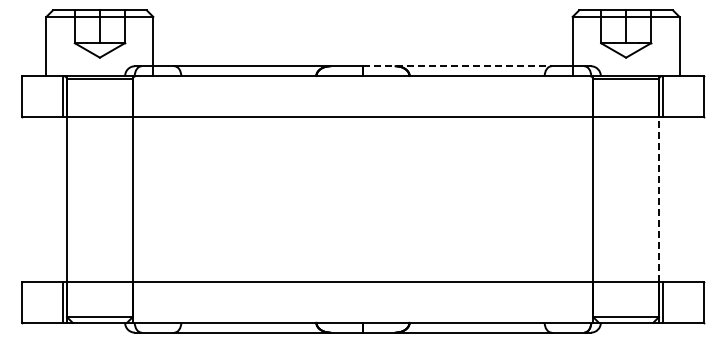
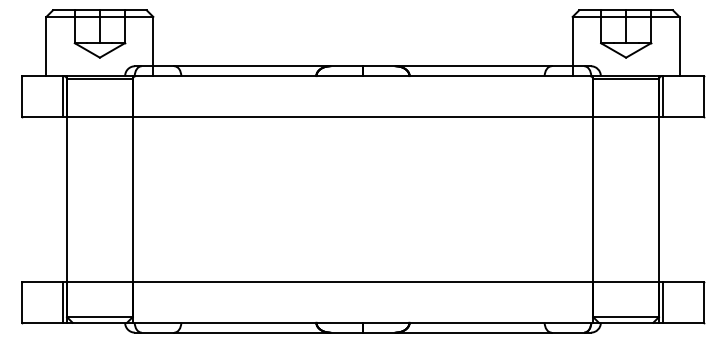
line: dashed -> solid (457, 66)
line: dashed -> solid (658, 198)
